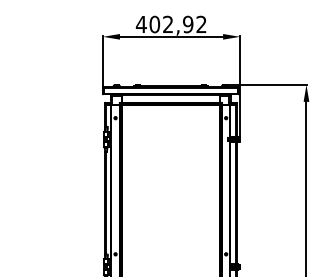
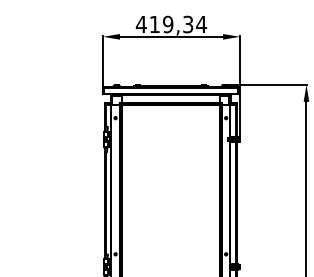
text: 402,92 -> 419,34 (178, 24)
